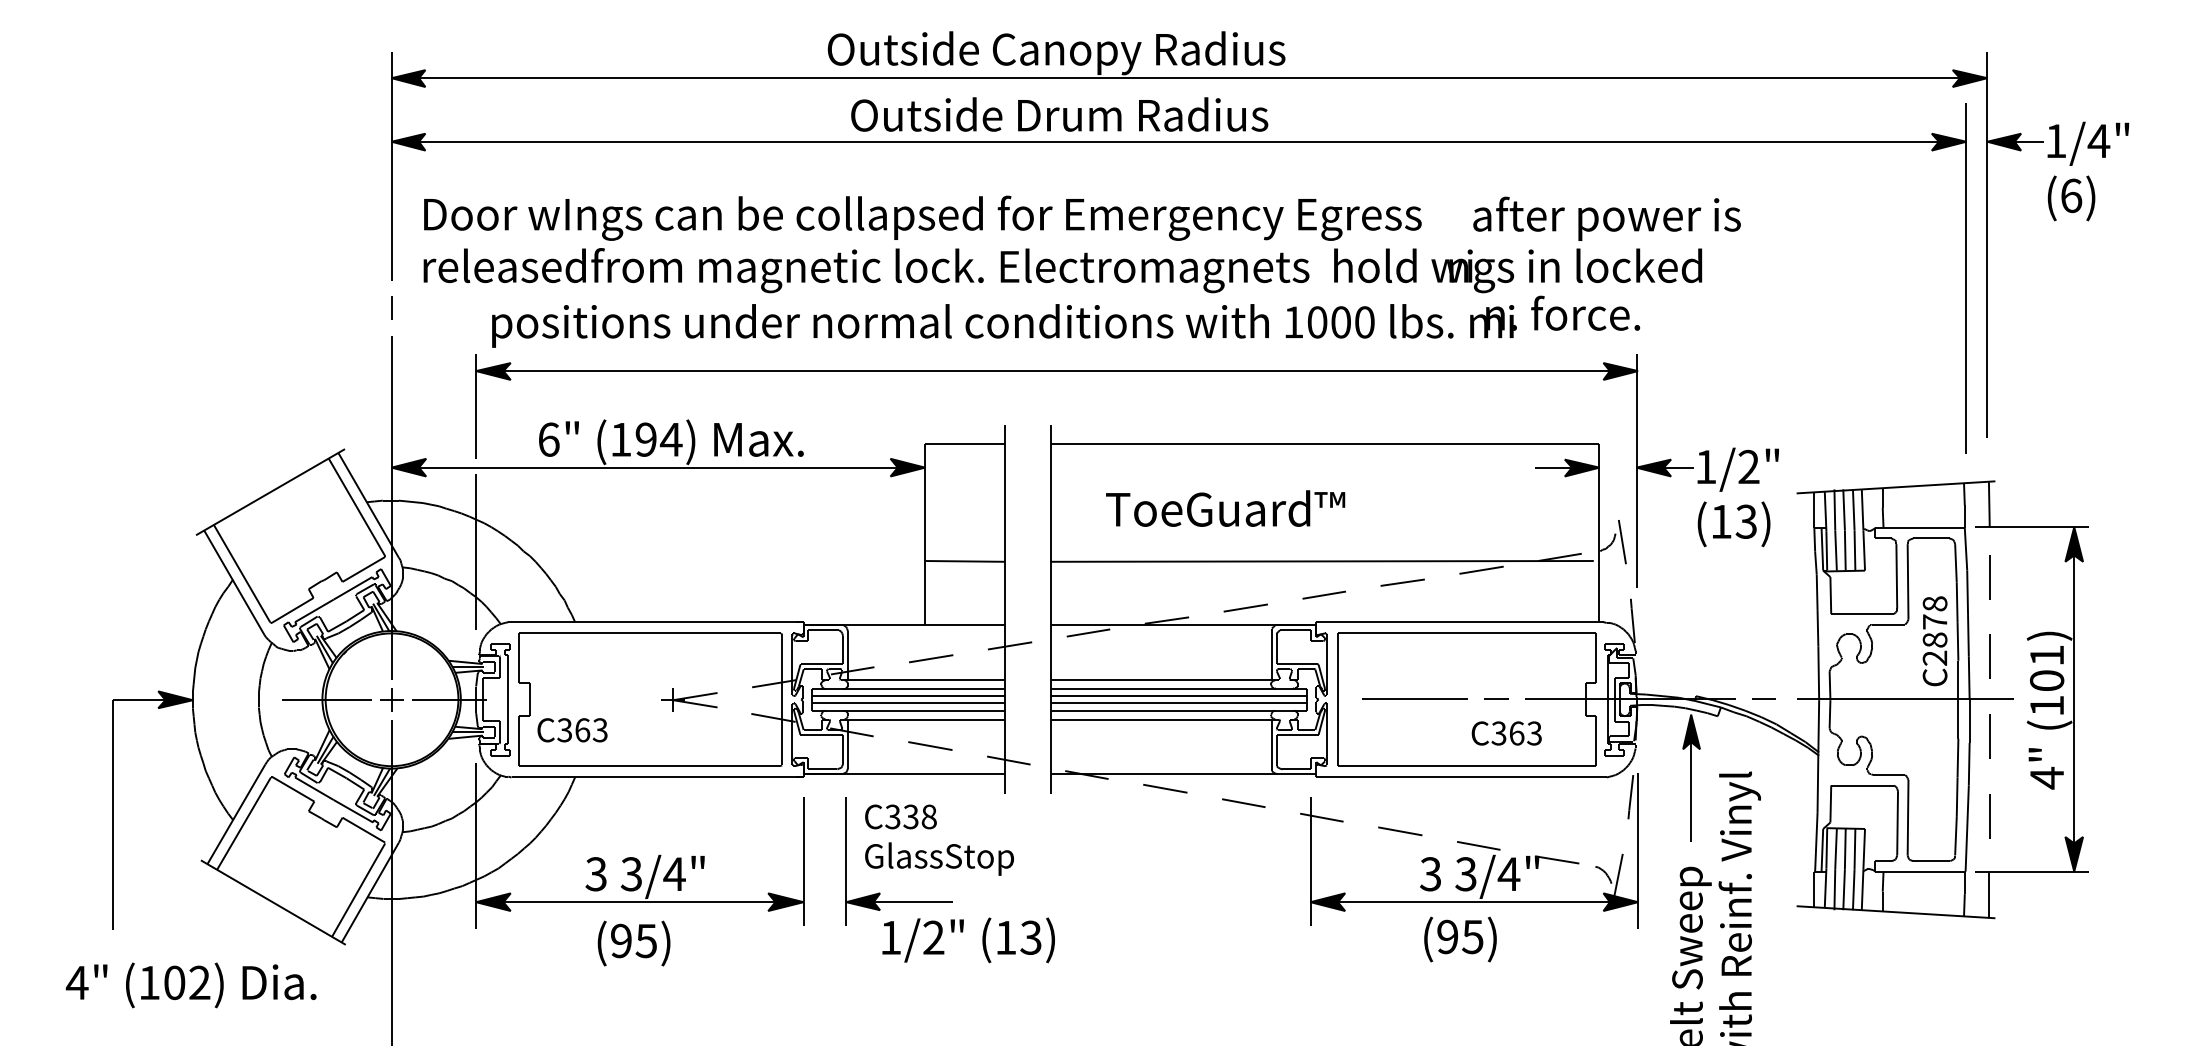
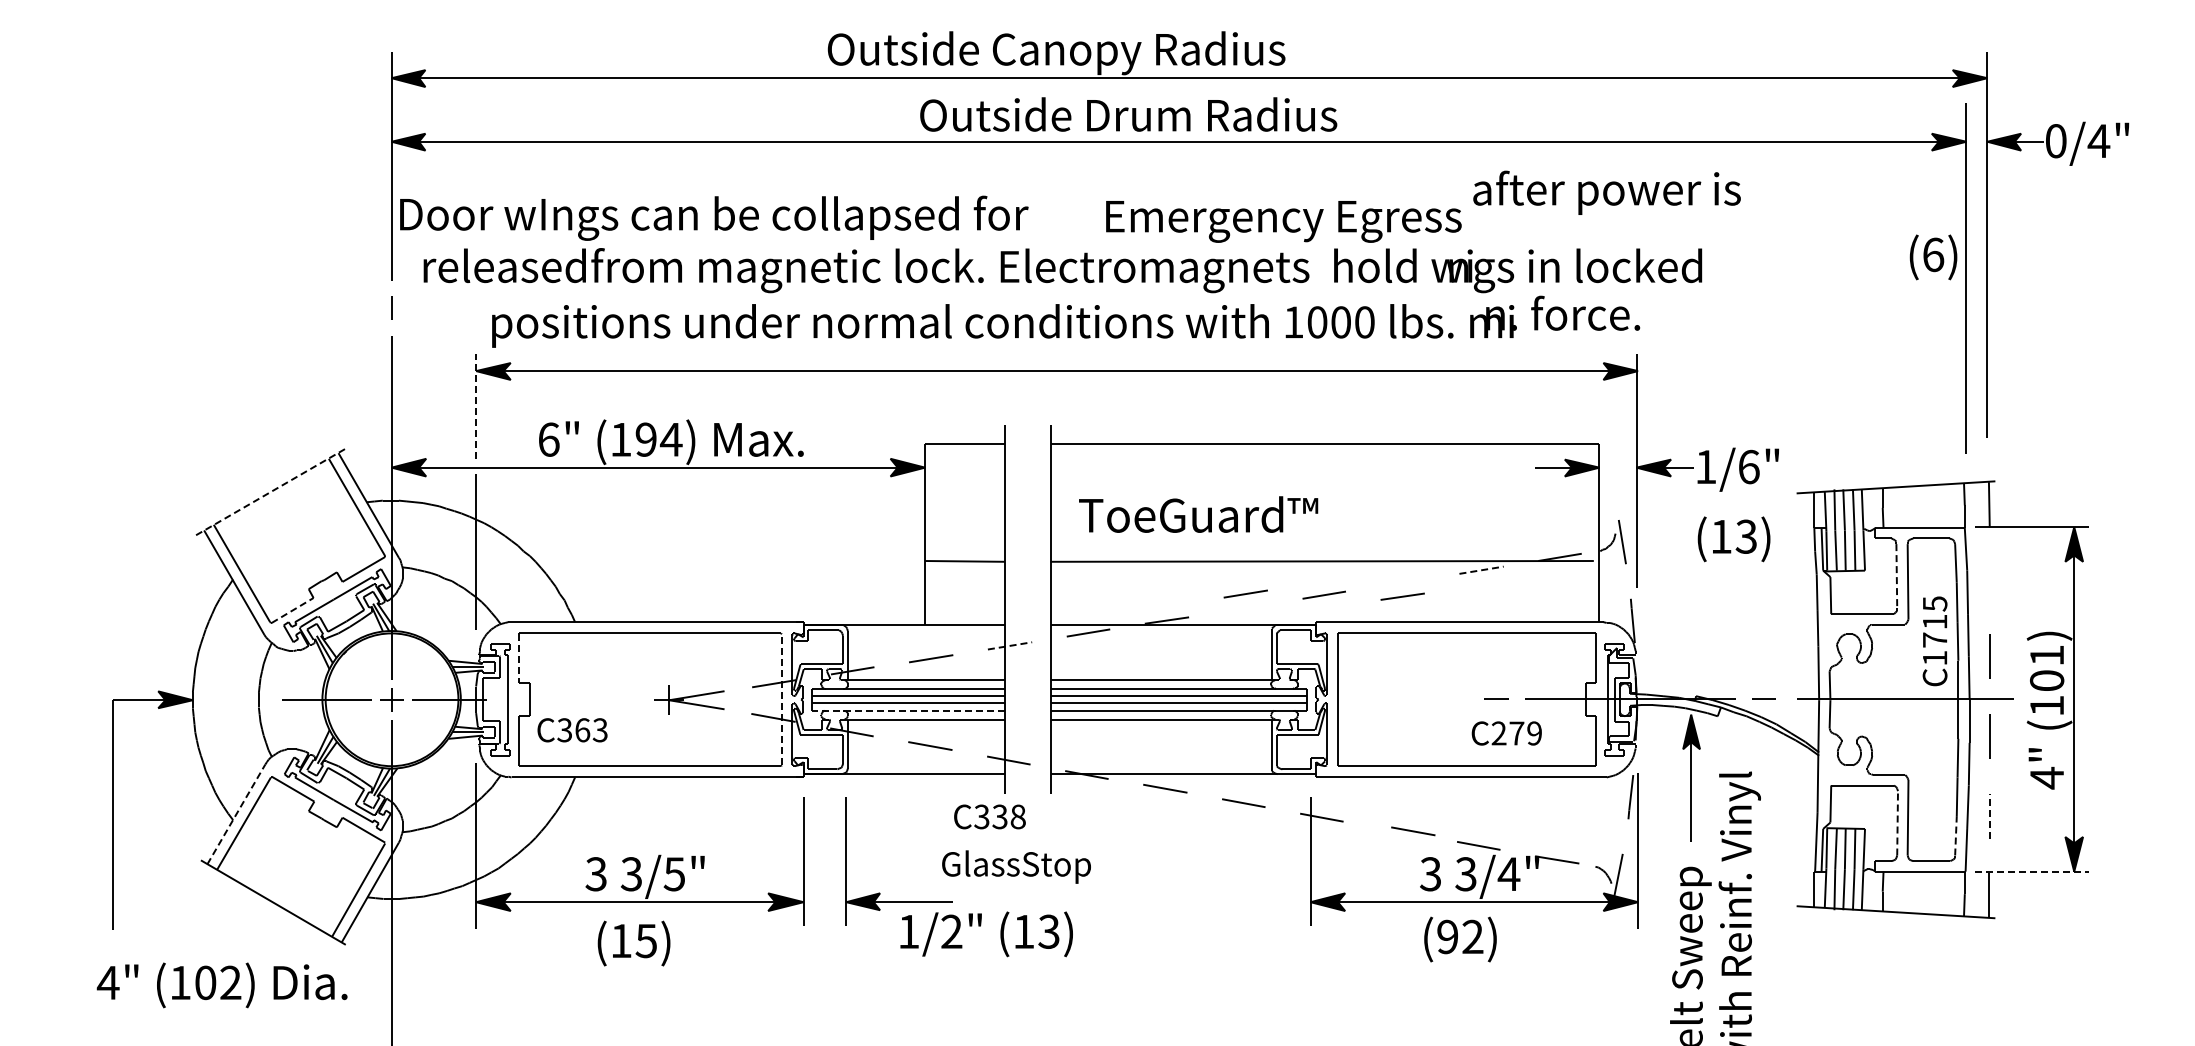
text position: (1059, 114) -> (1128, 114) (1128, 114)
text: 1/4" -> 0/4" (2056, 141)
text position: (2071, 198) -> (1933, 257) (1933, 257)
text position: (738, 217) -> (714, 217) (714, 217)
text position: (1606, 218) -> (1606, 192) (1606, 192)
text position: (1243, 219) -> (1283, 221) (1283, 221)
line: solid -> dashed (476, 406)
text: 1/2" -> 1/6" (1748, 466)
line: solid -> dashed (270, 492)
text position: (1225, 508) -> (1198, 514) (1198, 514)
text position: (1733, 524) -> (1733, 539) (1733, 539)
line: solid -> dashed (1482, 570)
line: solid -> dashed (1896, 576)
line: present -> none (1989, 577)
line position: (1402, 582) -> (1402, 596) (1402, 596)
line position: (1245, 607) -> (1245, 593) (1245, 593)
line: solid -> dashed (293, 610)
text: C2878 -> C1715 (1934, 630)
line: solid -> dashed (1010, 645)
line: solid -> dashed (518, 658)
line: present -> none (1414, 698)
part size: 57x24 px -> 71x30 px (689, 699)
line: solid -> dashed (781, 699)
line: solid -> dashed (908, 710)
text: C363 -> C279 (1516, 733)
line: solid -> dashed (236, 814)
text position: (900, 816) -> (989, 816) (989, 816)
line: solid -> dashed (1989, 816)
line: solid -> dashed (1897, 822)
line position: (1400, 831) -> (1413, 831) (1413, 831)
line: solid -> dashed (1955, 835)
text position: (939, 858) -> (1016, 866) (1016, 866)
line: solid -> dashed (2031, 871)
text: 3/4" -> 3/5" (674, 874)
text: (95) -> (92) (1472, 936)
text: (95) -> (15) (621, 940)
text position: (968, 940) -> (986, 934) (986, 934)
text position: (190, 985) -> (221, 985) (221, 985)
